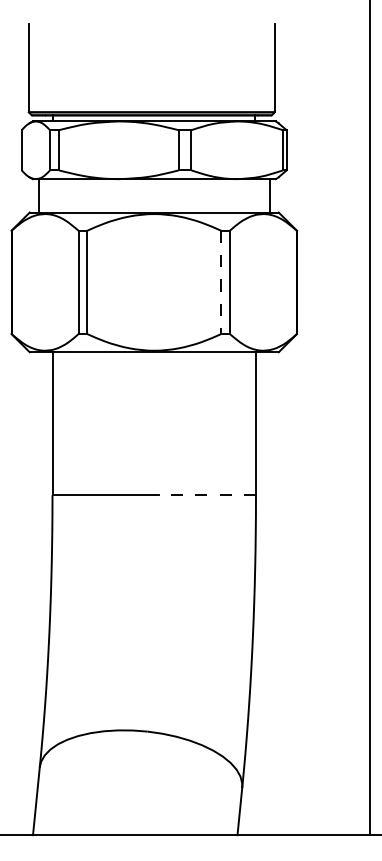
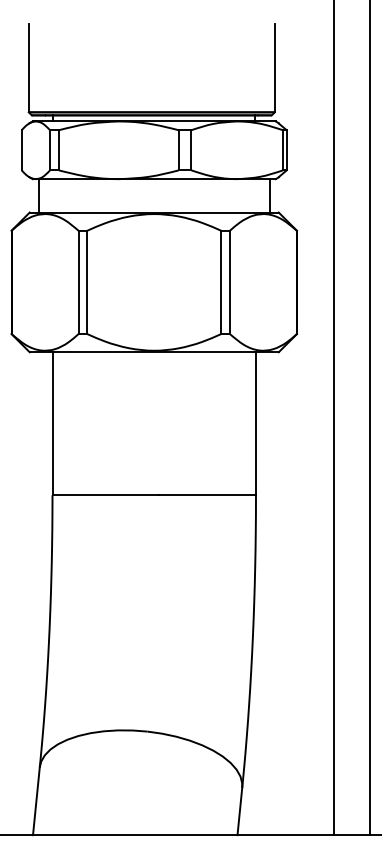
line: dashed -> solid (221, 282)
line: none -> present (334, 418)
line: dashed -> solid (207, 495)
